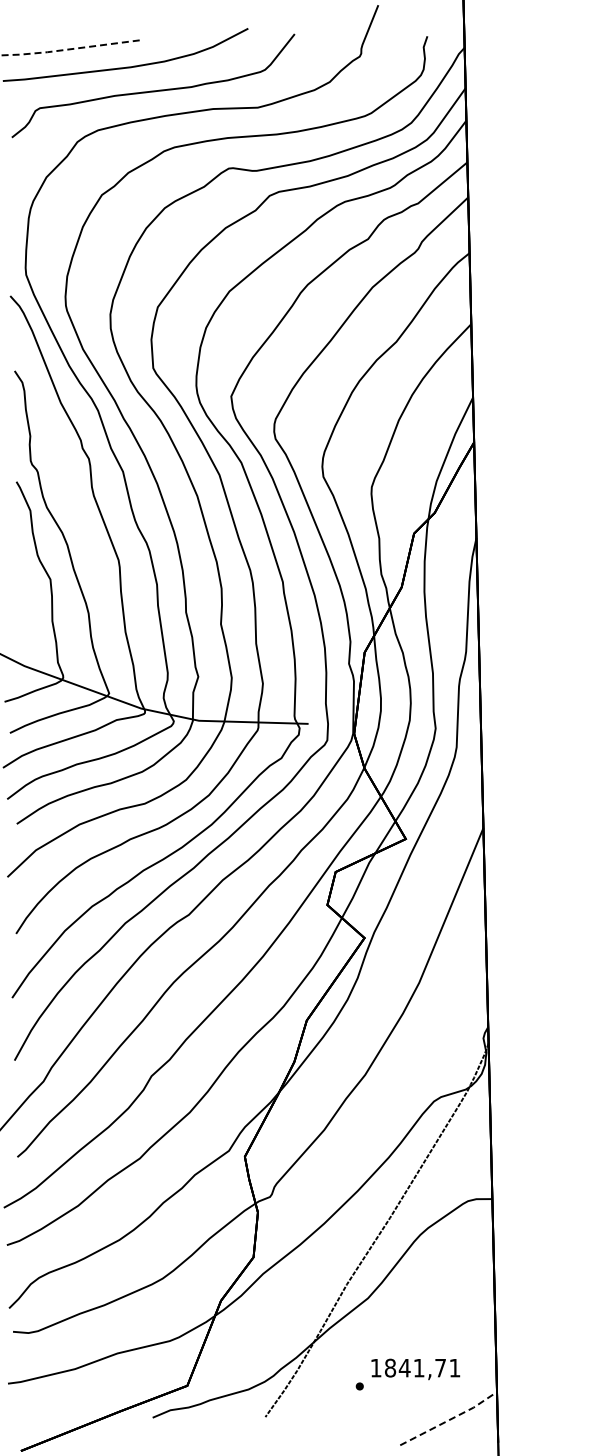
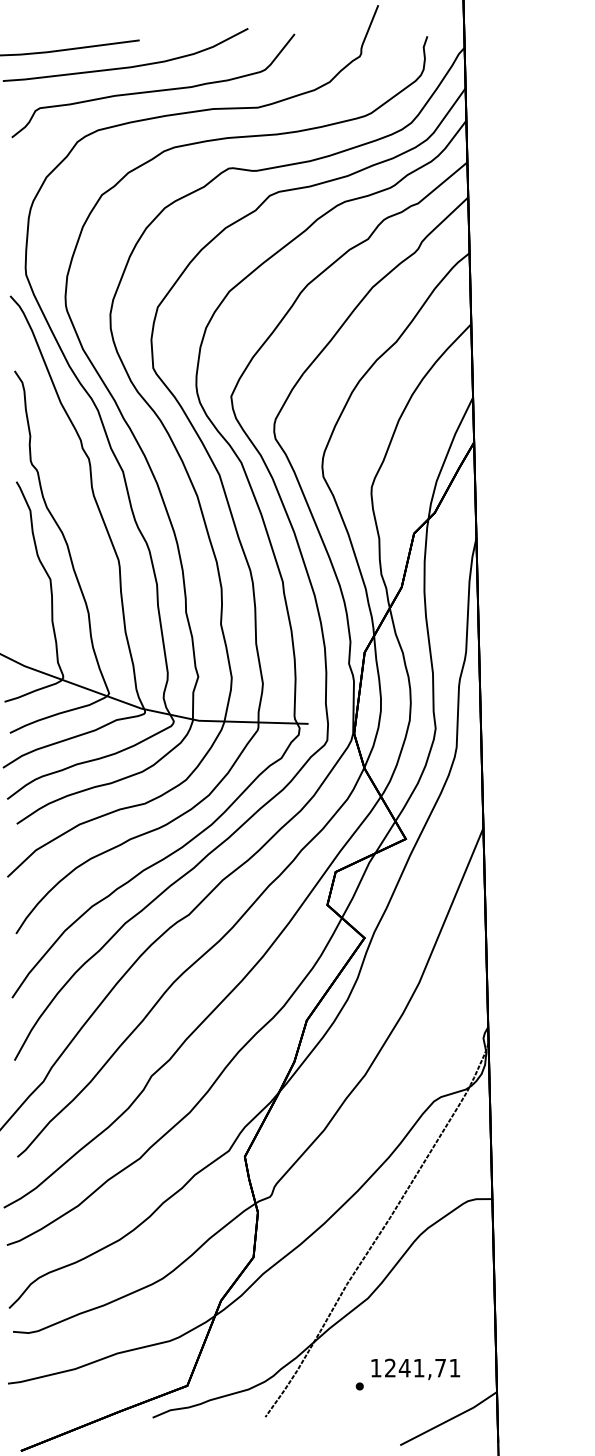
line: dashed -> solid (68, 49)
text: 1841,71 -> 1241,71 (390, 1367)
line: dashed -> solid (451, 1418)
